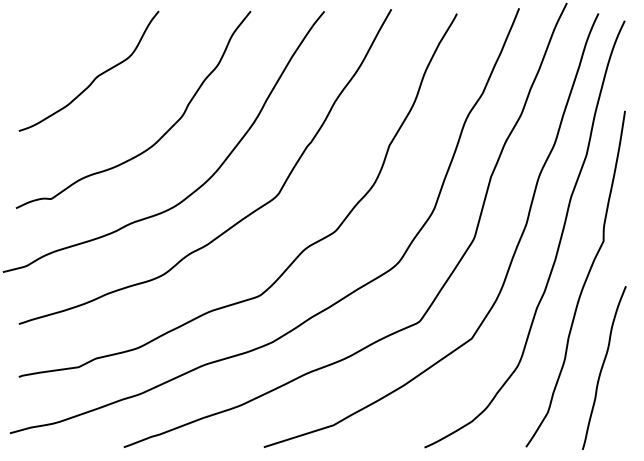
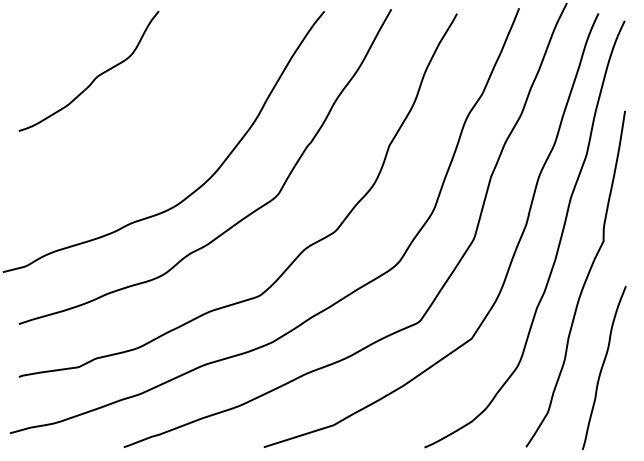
curve: present -> none (161, 136)
